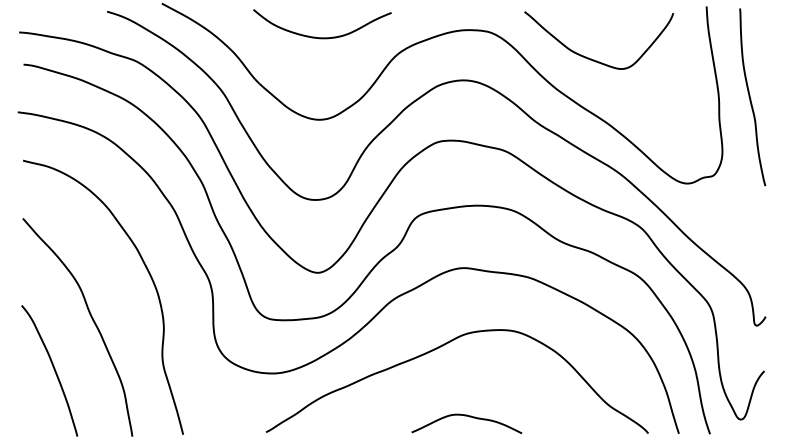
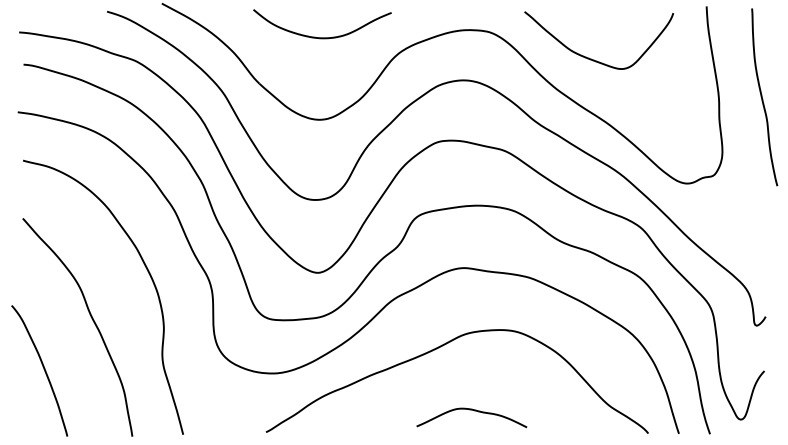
curve position: (750, 97) -> (762, 97) (762, 97)
curve position: (53, 369) -> (43, 369) (43, 369)
curve position: (469, 417) -> (474, 411) (474, 411)
